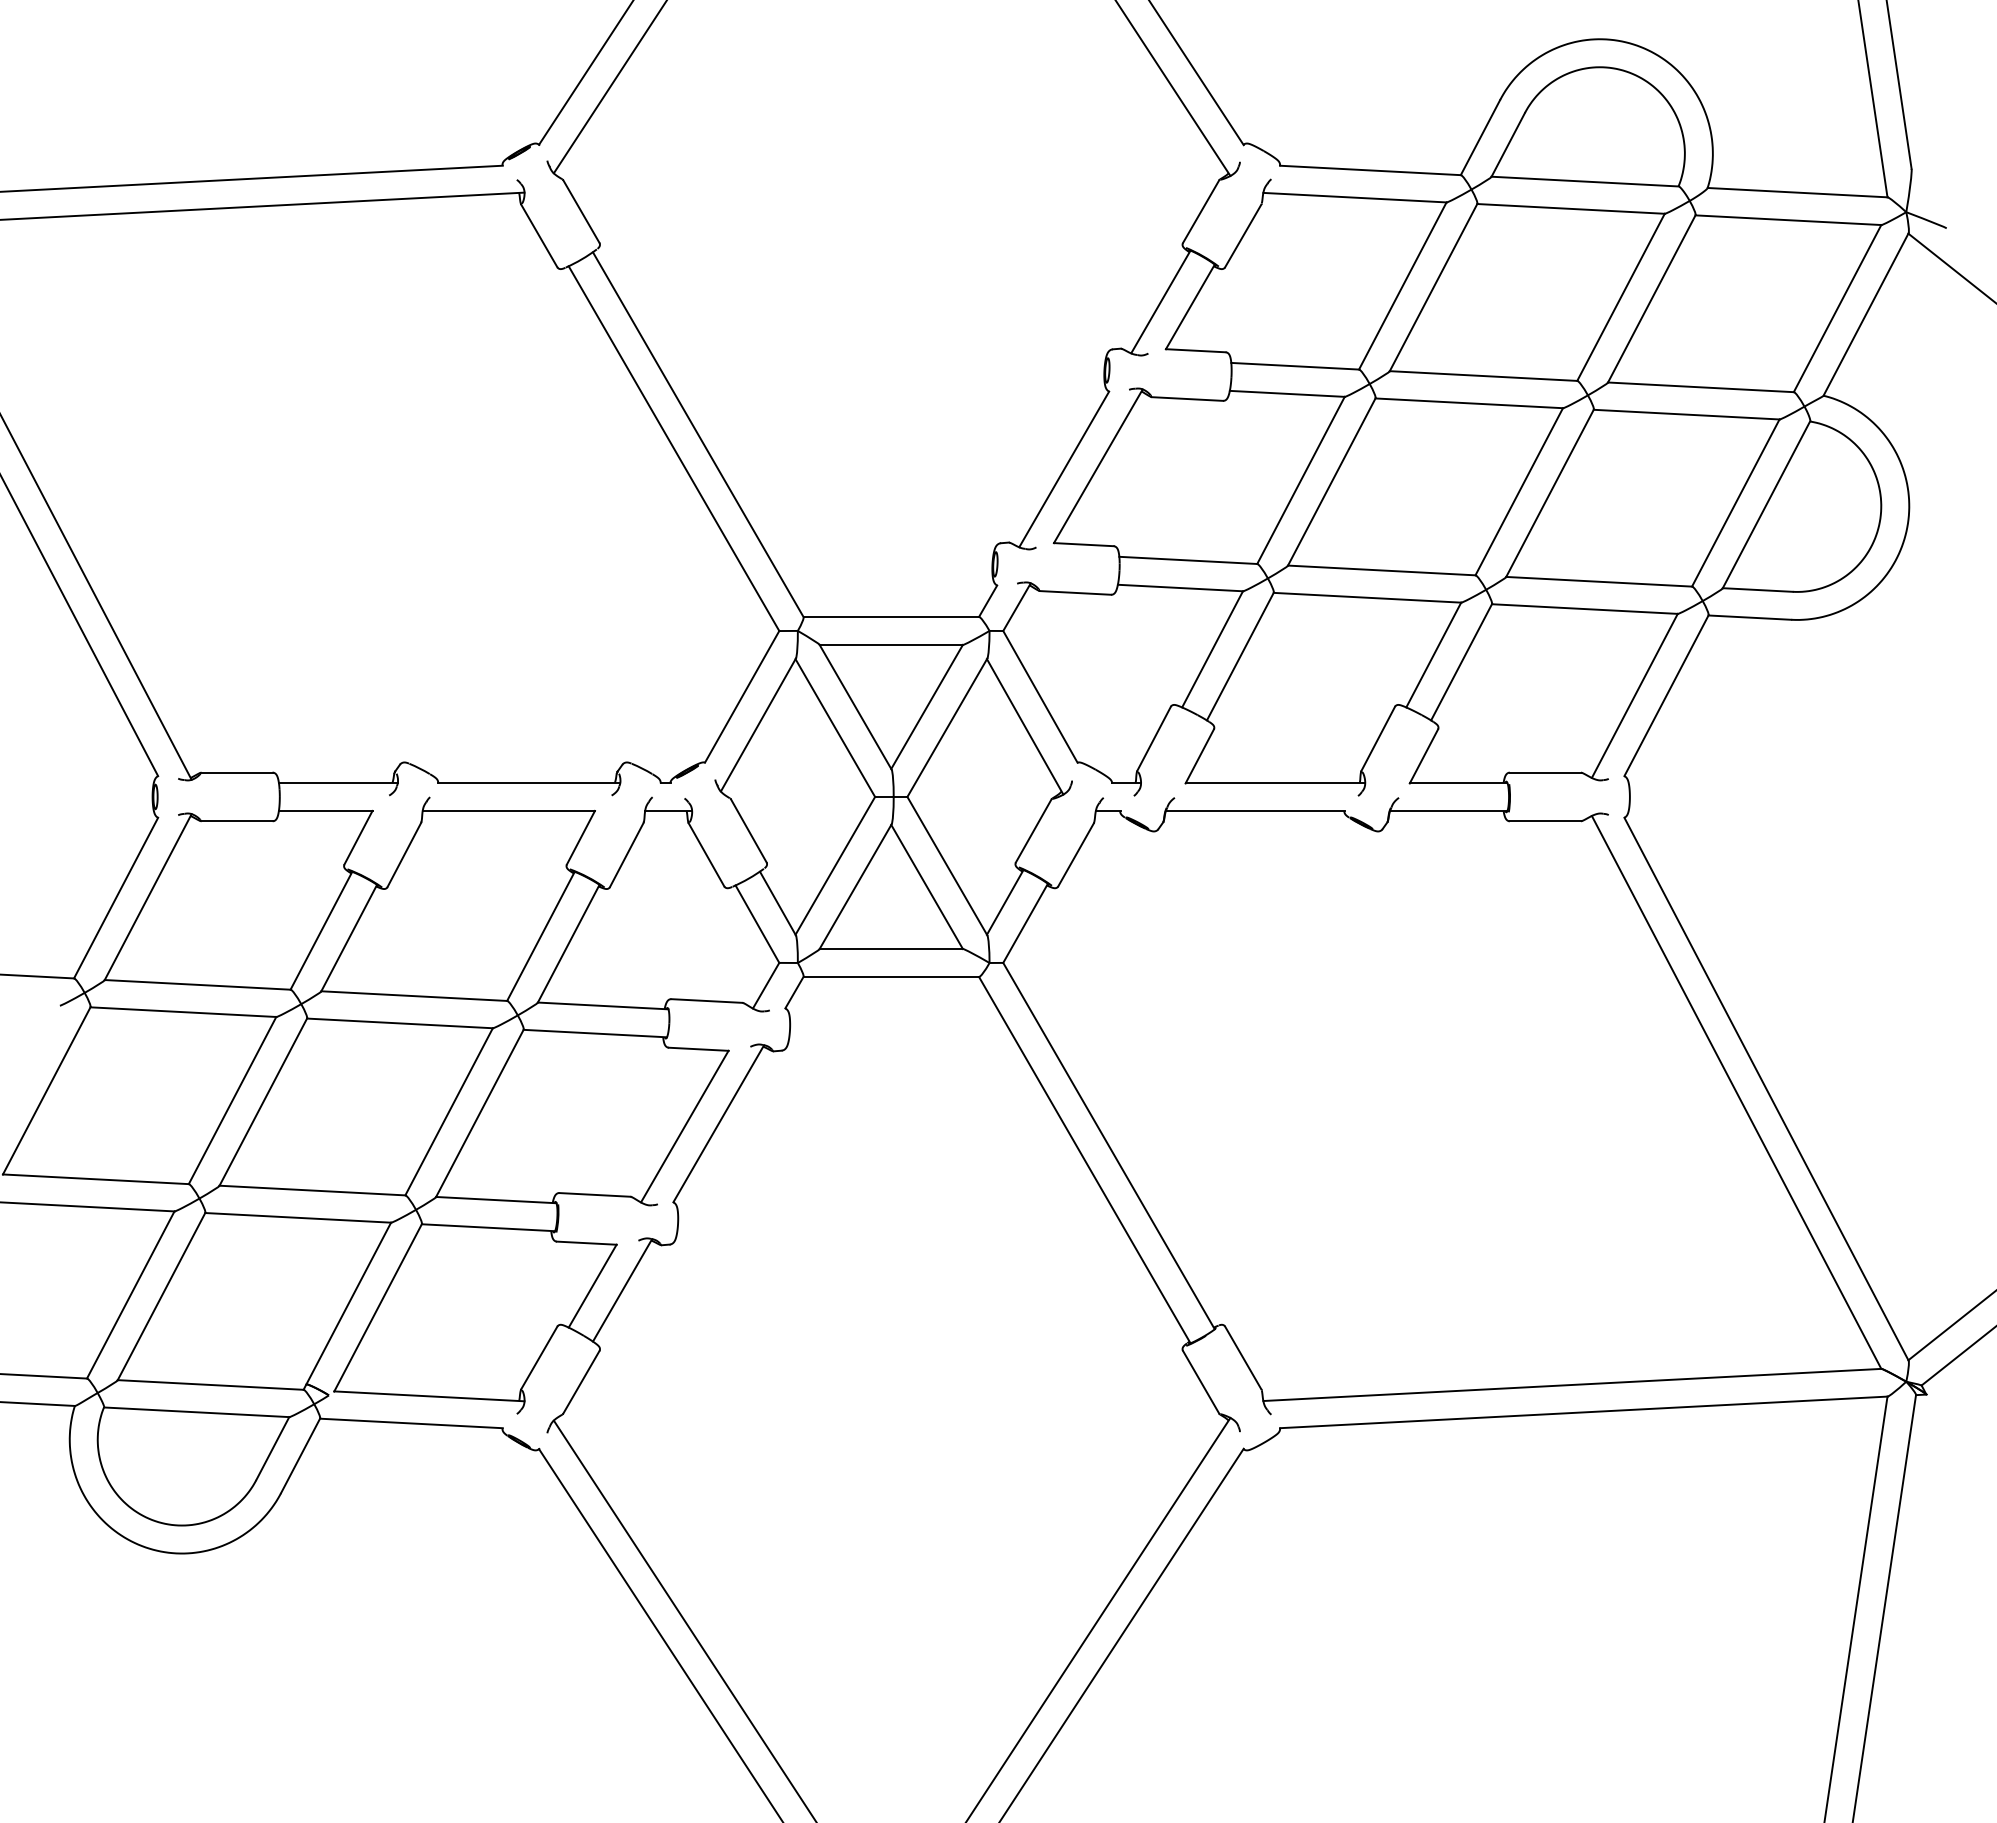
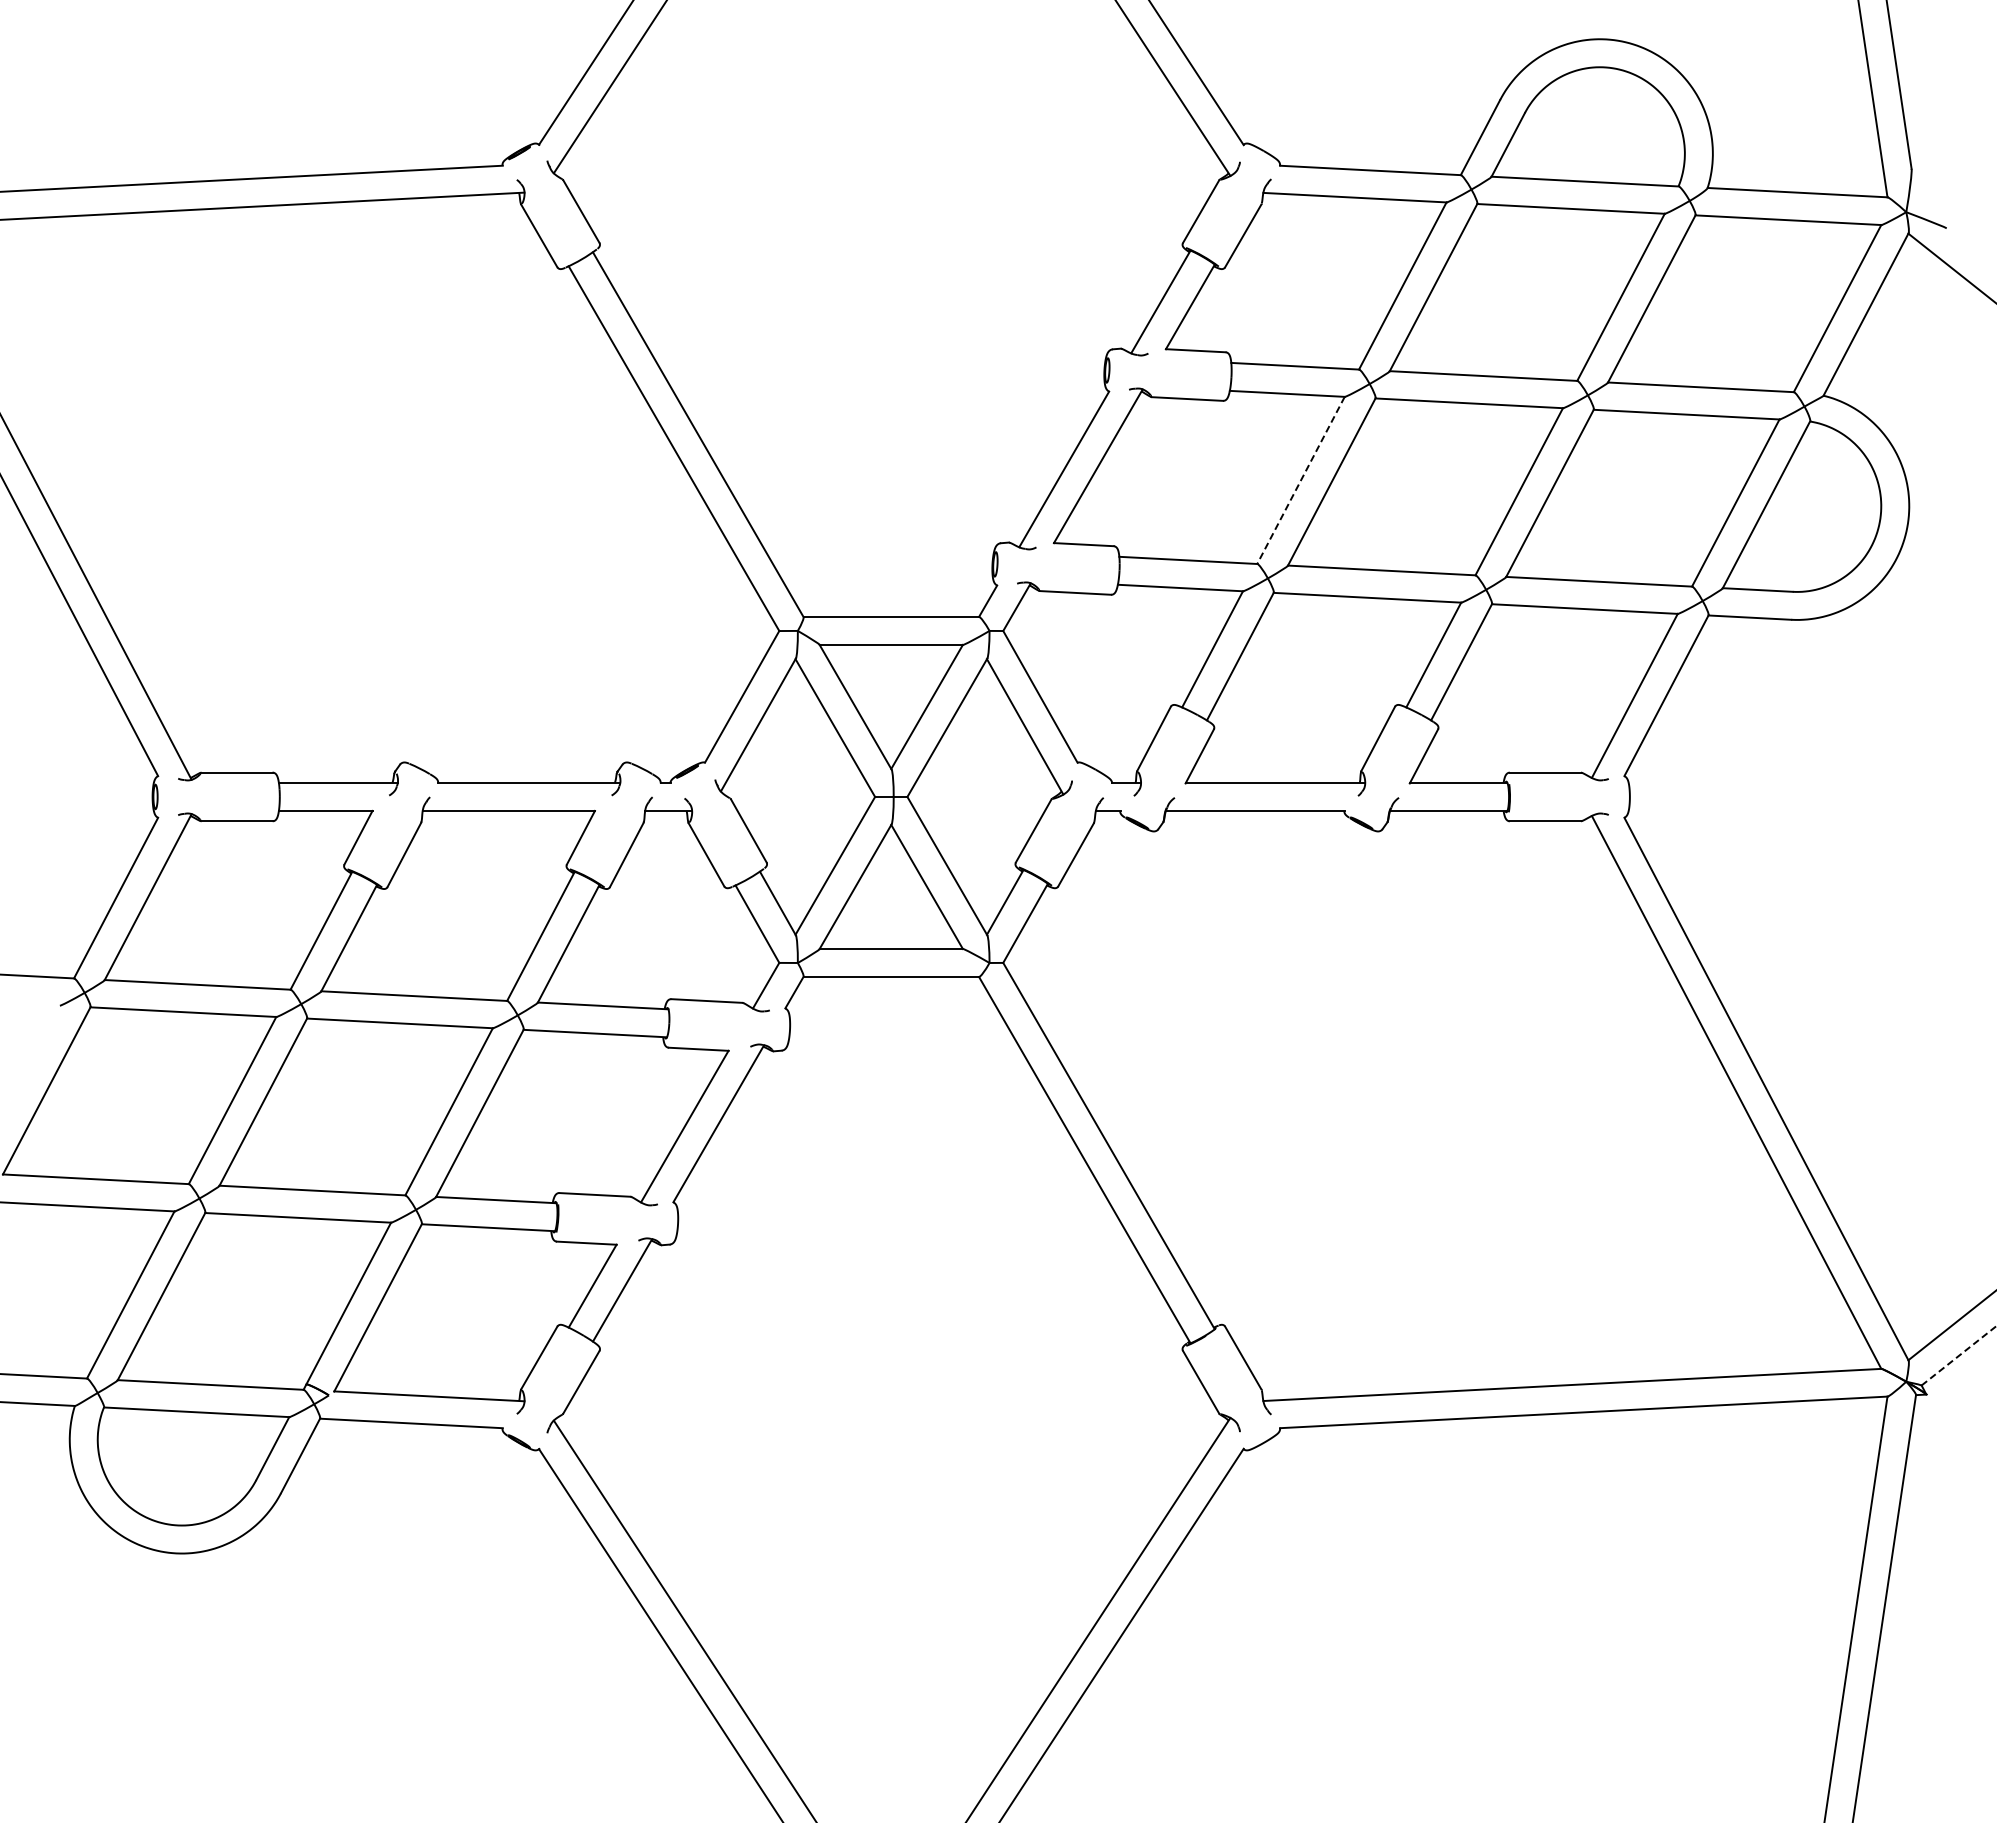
line: solid -> dashed (1300, 480)
line: solid -> dashed (1959, 1355)
